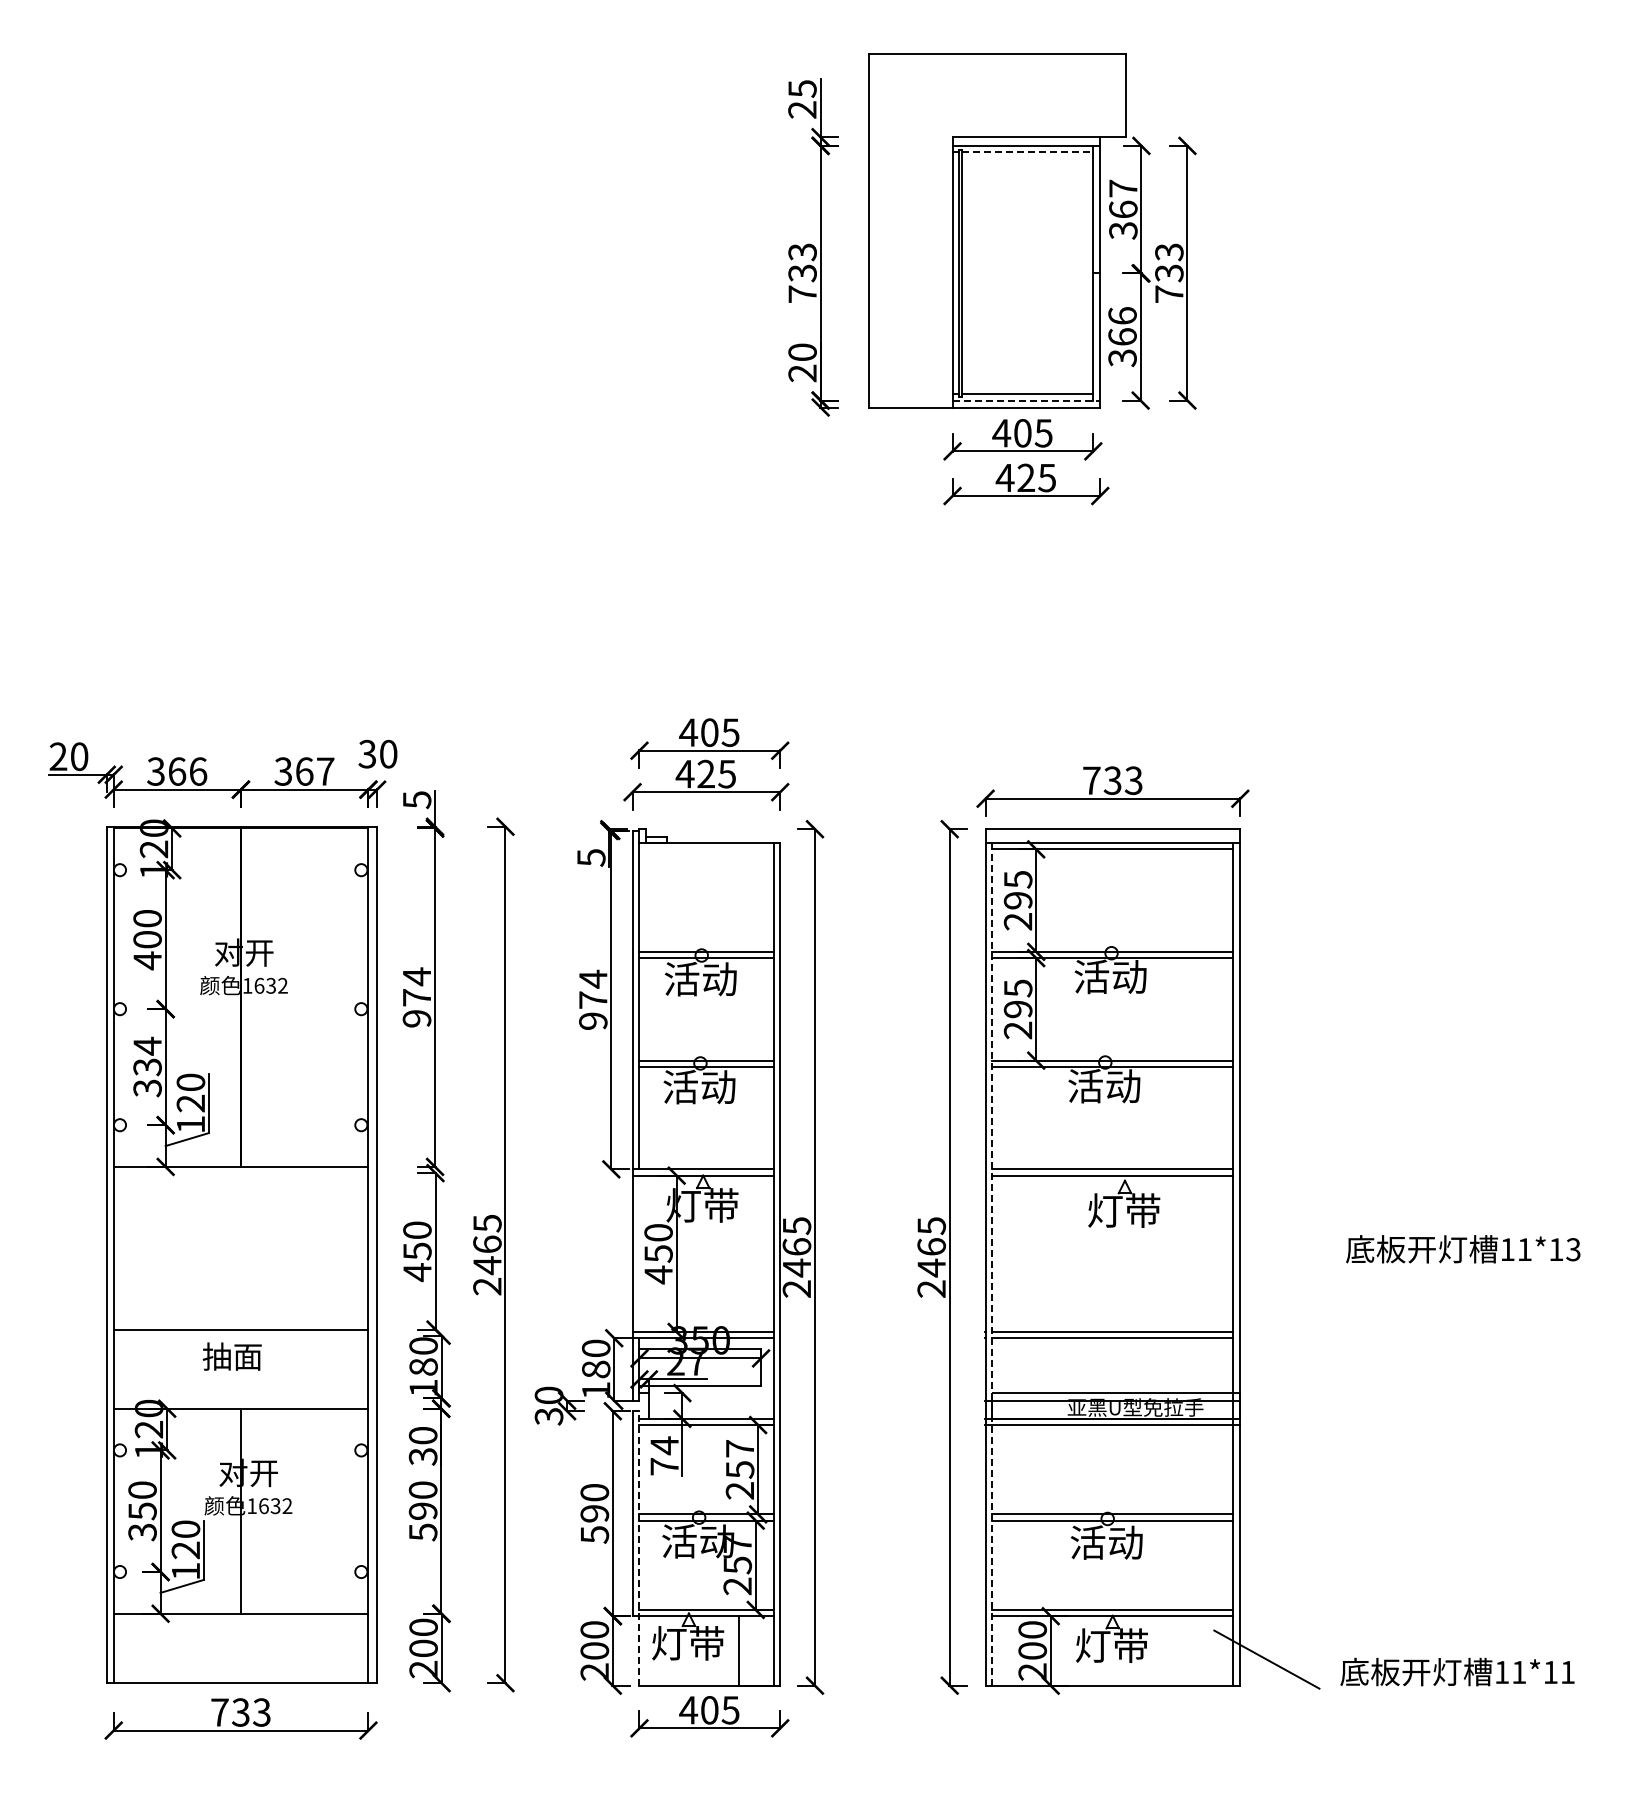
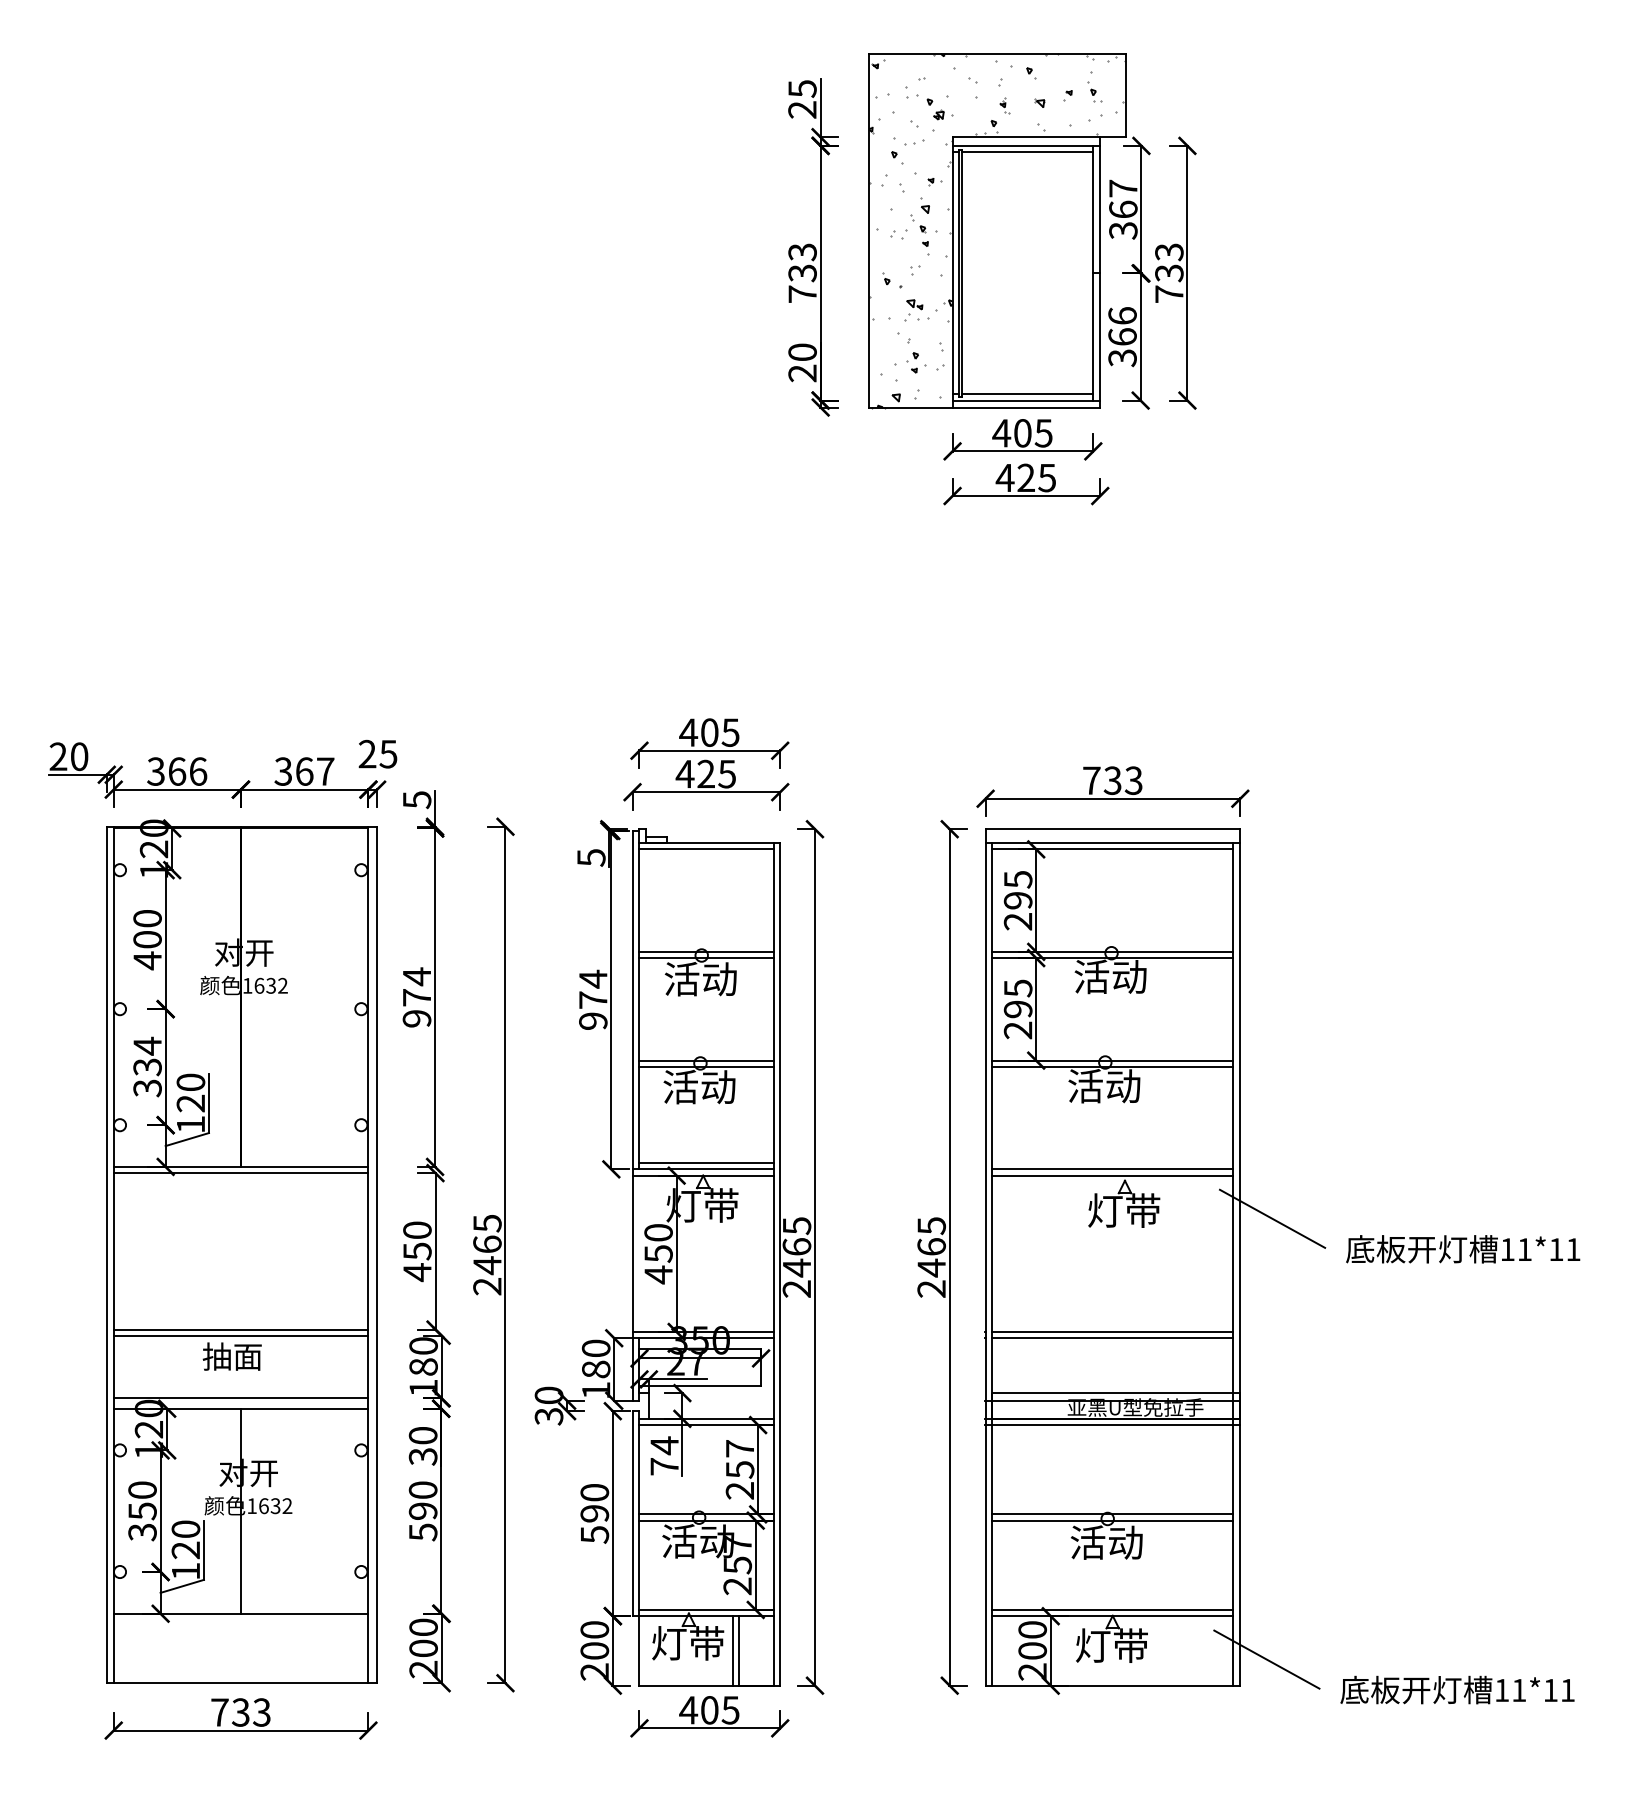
line: dashed -> solid (1027, 152)
hatch: none -> present (997, 230)
line: dashed -> solid (1026, 400)
text: 30 -> 25 (377, 753)
line: none -> present (706, 849)
line: none -> present (706, 1163)
line: none -> present (240, 1173)
line: none -> present (1272, 1218)
text: 11*13 -> 11*11 (1573, 1249)
line: dashed -> solid (991, 1263)
line: none -> present (240, 1335)
line: none -> present (240, 1398)
line: dashed -> solid (639, 1547)
line: none -> present (732, 1650)
text position: (1457, 1671) -> (1457, 1689) (1457, 1689)
